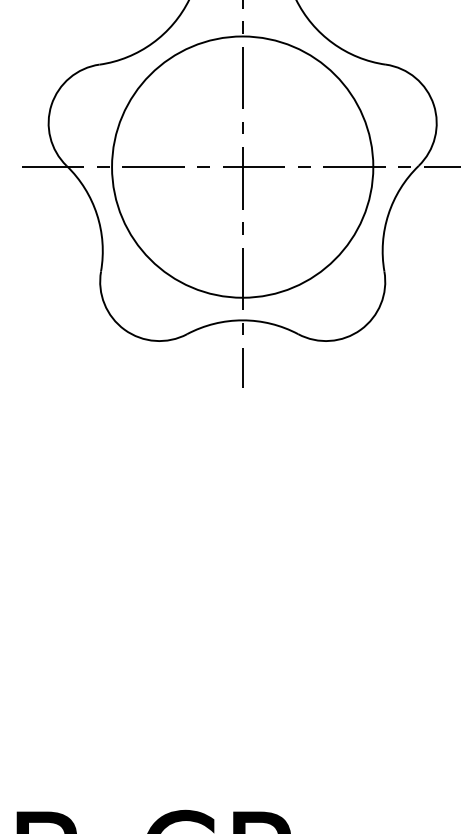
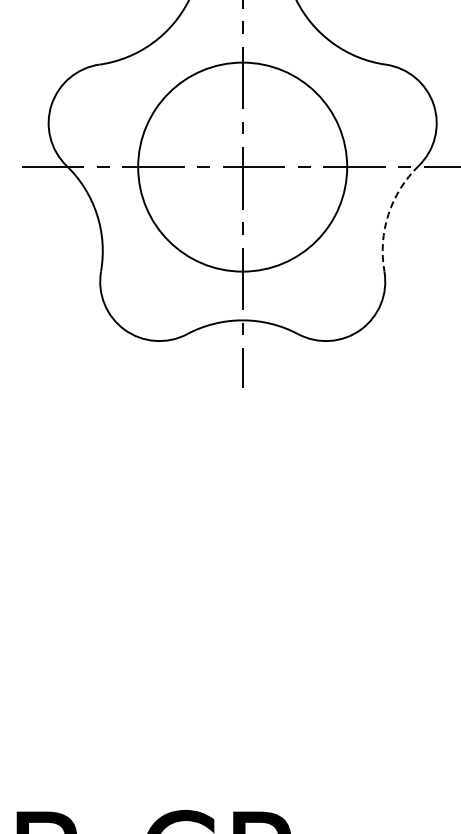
circle diameter: 261 px -> 209 px (242, 166)
arc: solid -> dashed (388, 214)
